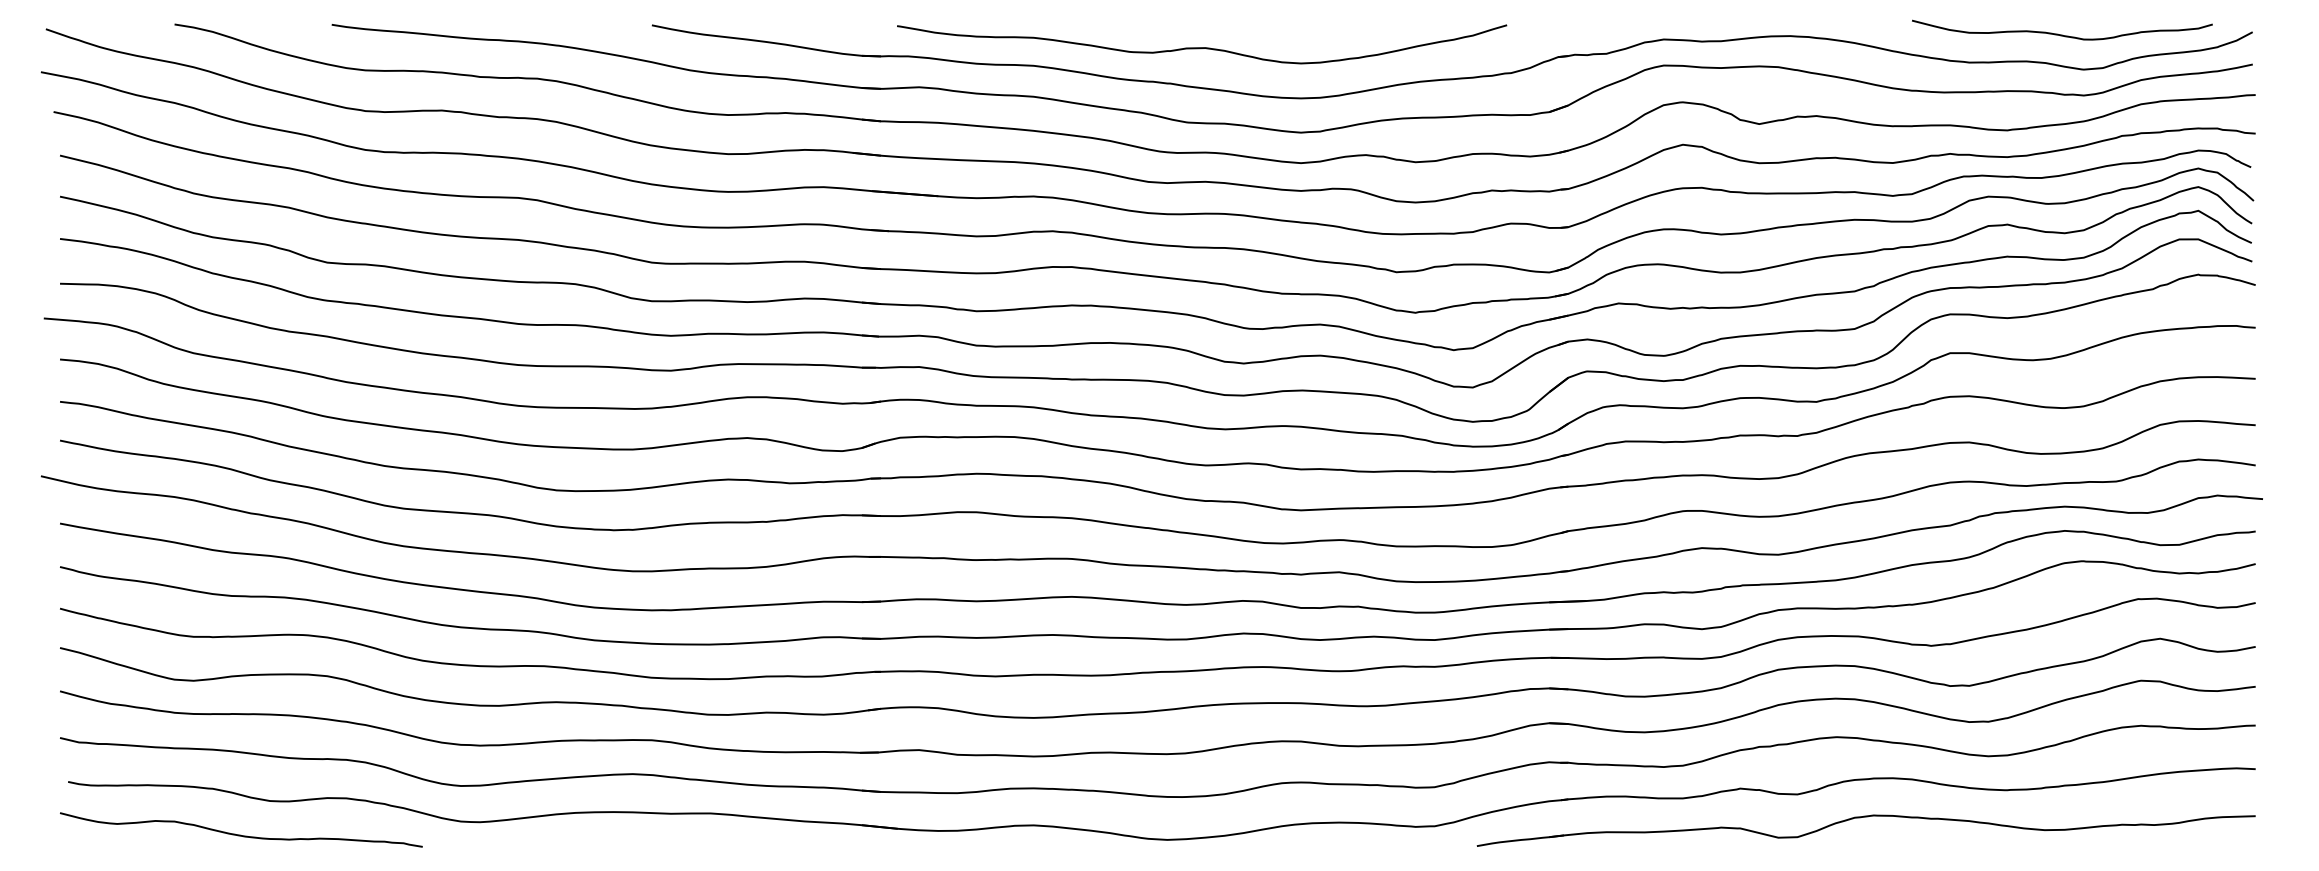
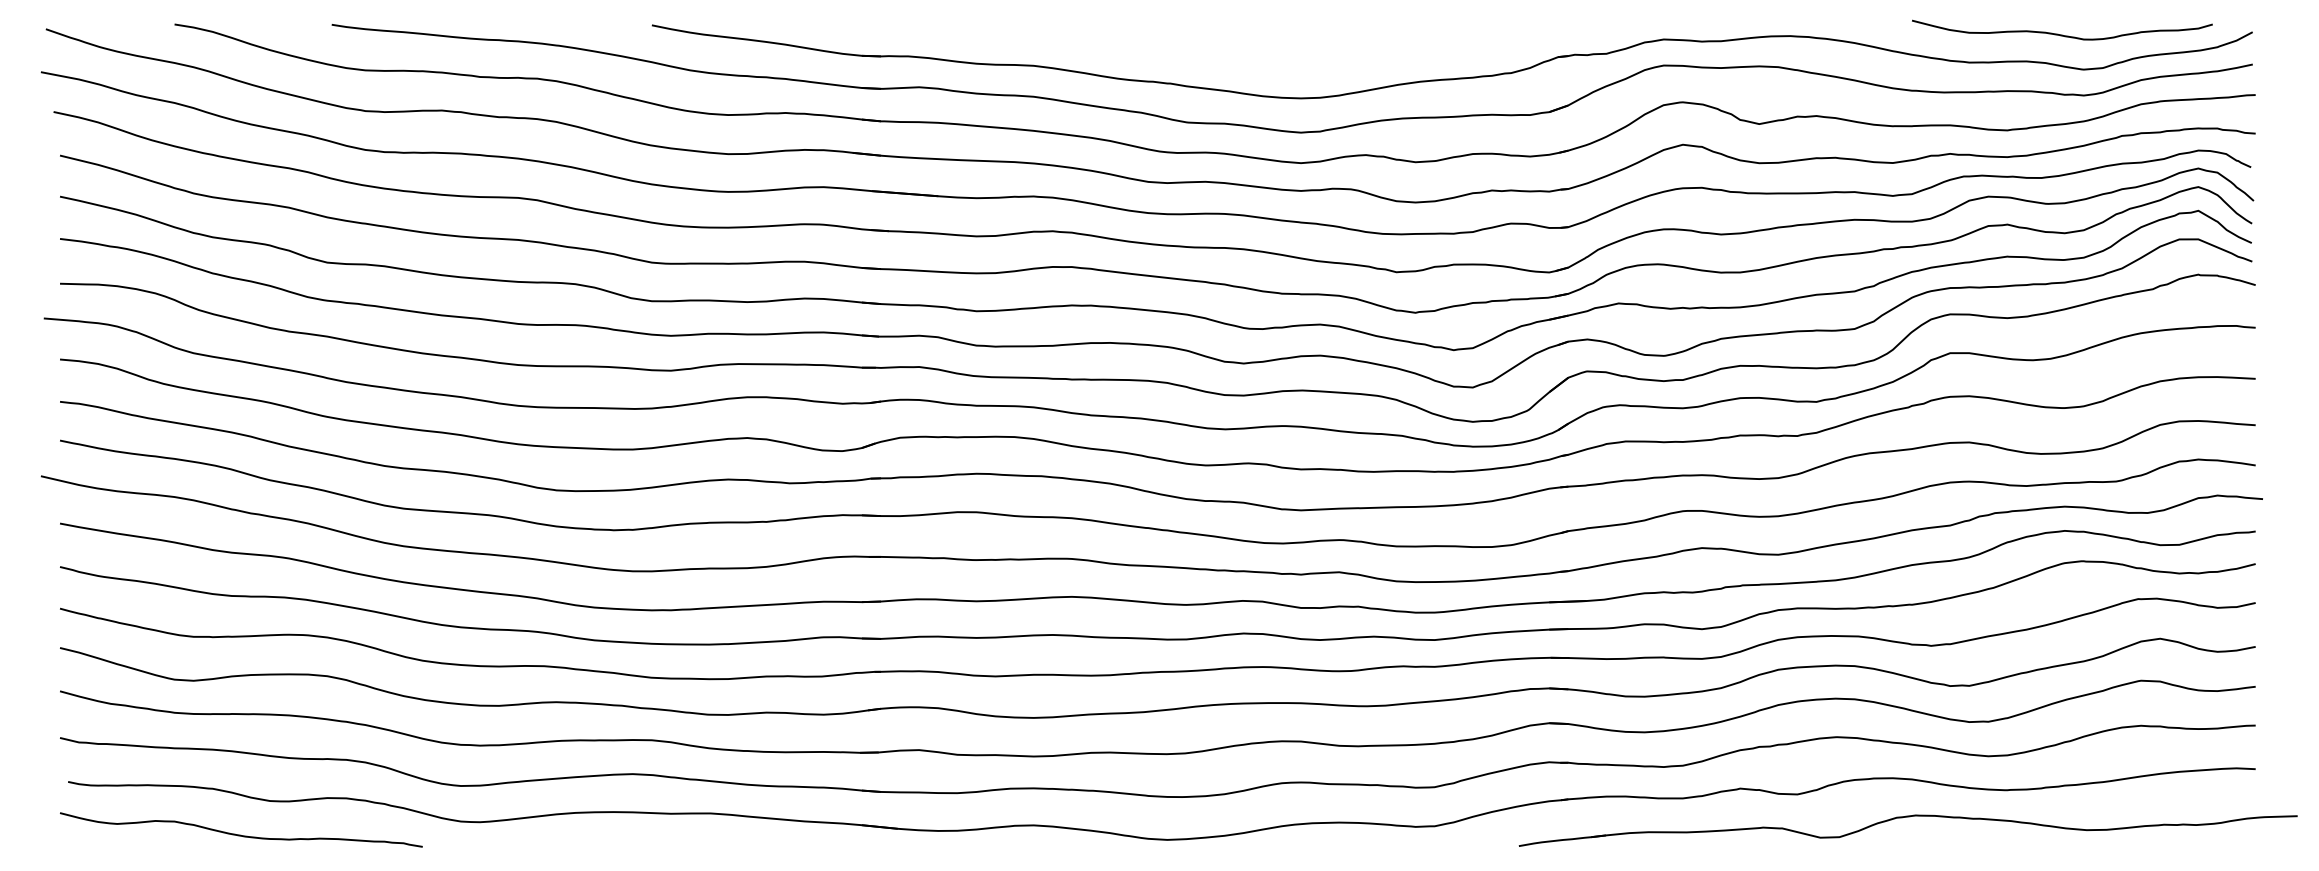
curve: present -> none (1202, 47)
part position: (1865, 817) -> (1907, 817) (1907, 817)
